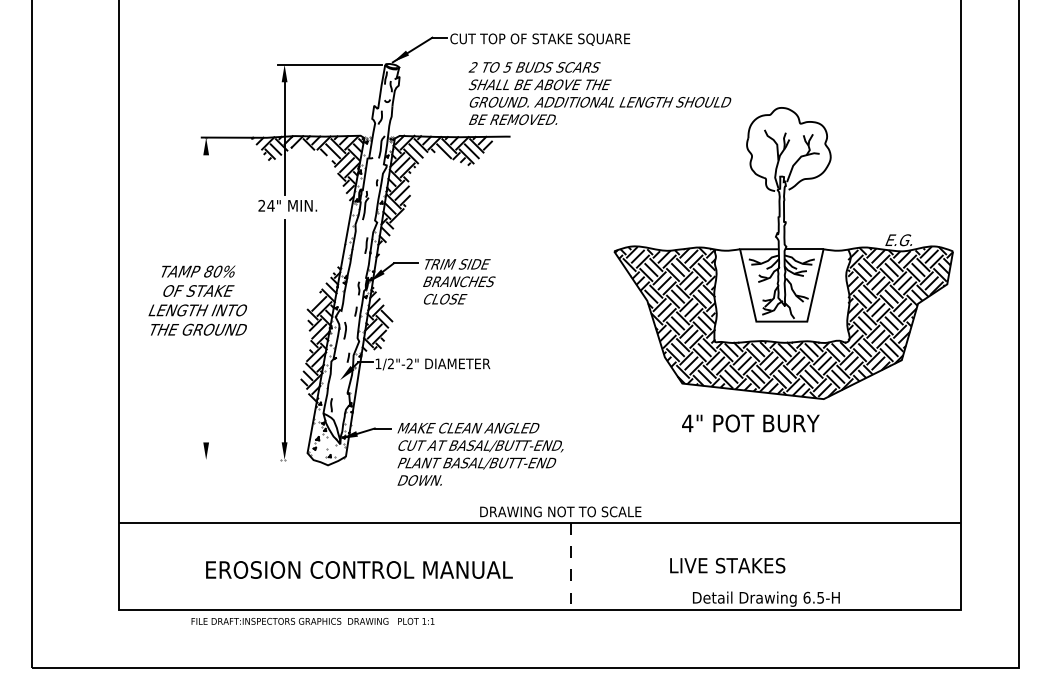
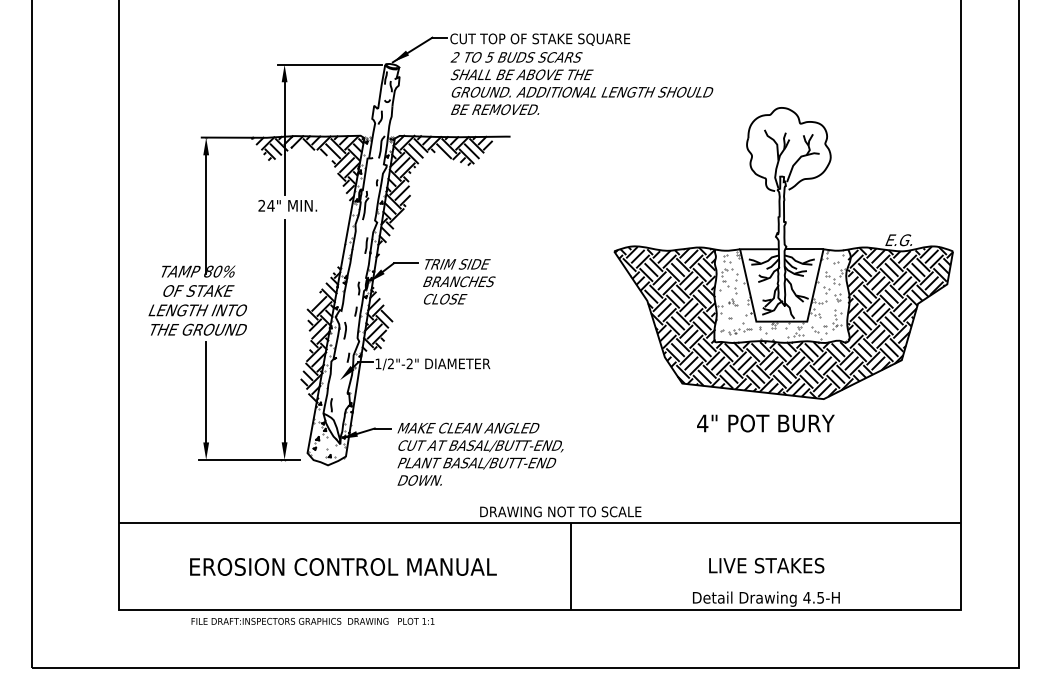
text position: (599, 93) -> (581, 83) (581, 83)
line: none -> present (206, 211)
hatch: none -> present (781, 295)
line: none -> present (206, 395)
text position: (750, 423) -> (765, 423) (765, 423)
line: none -> present (249, 459)
text position: (727, 565) -> (766, 565) (766, 565)
line: dashed -> solid (571, 566)
text position: (359, 569) -> (343, 566) (343, 566)
text: 6.5-H -> 4.5-H (806, 597)
